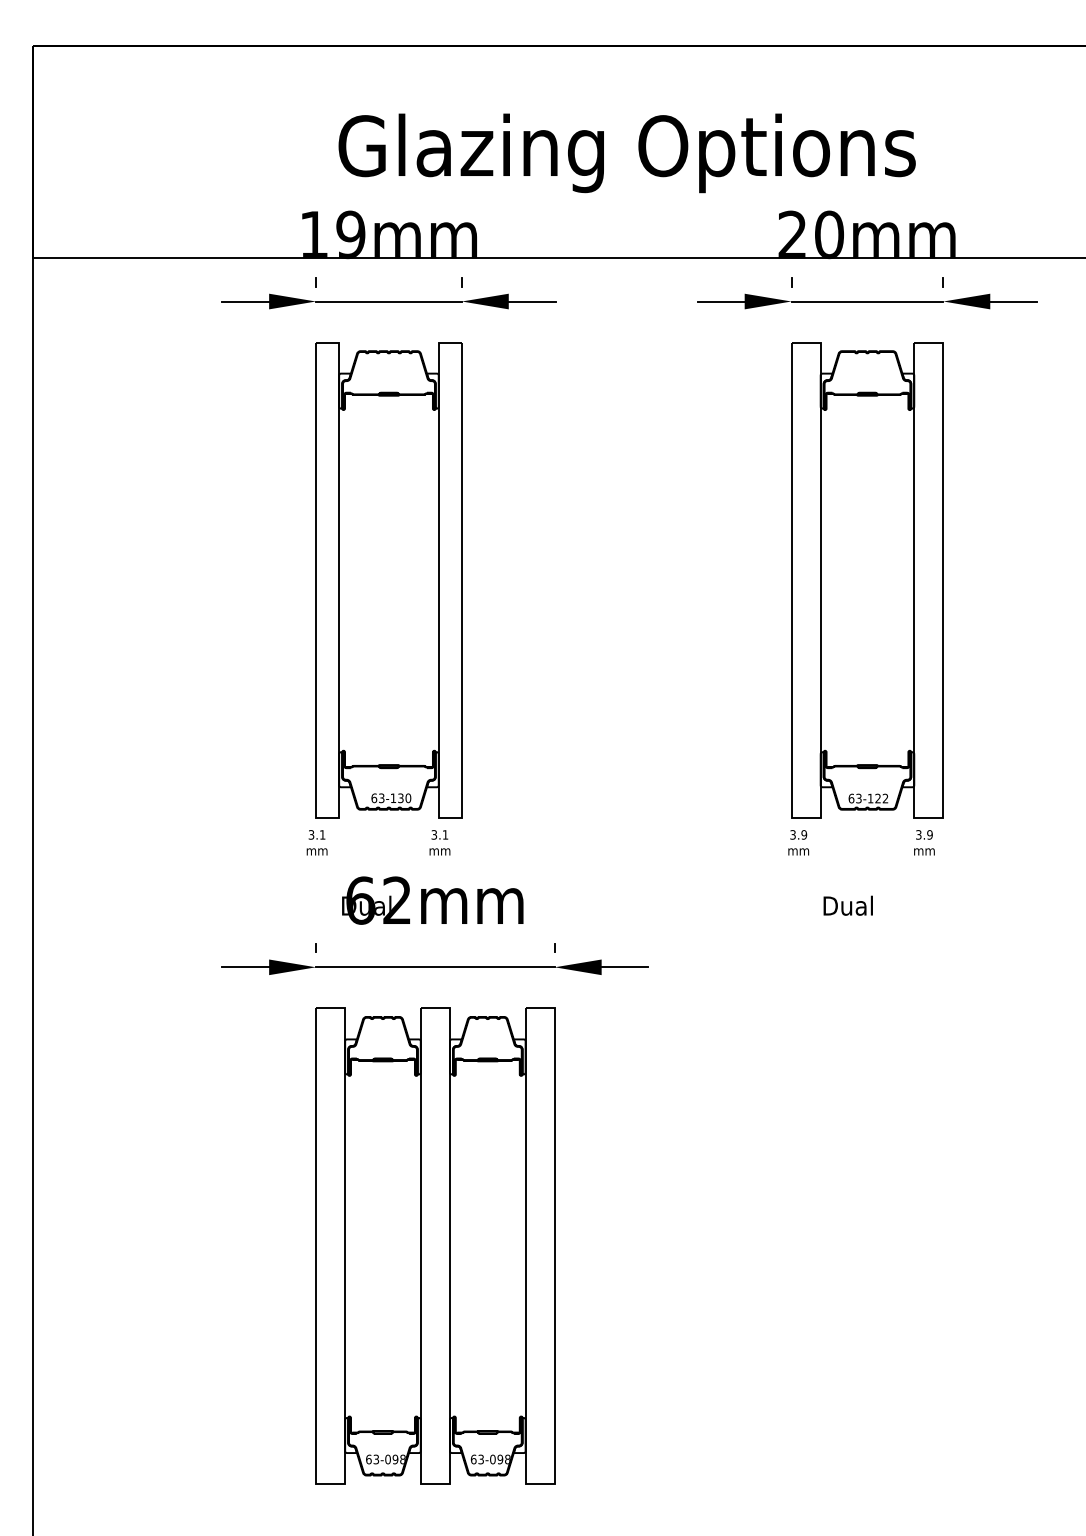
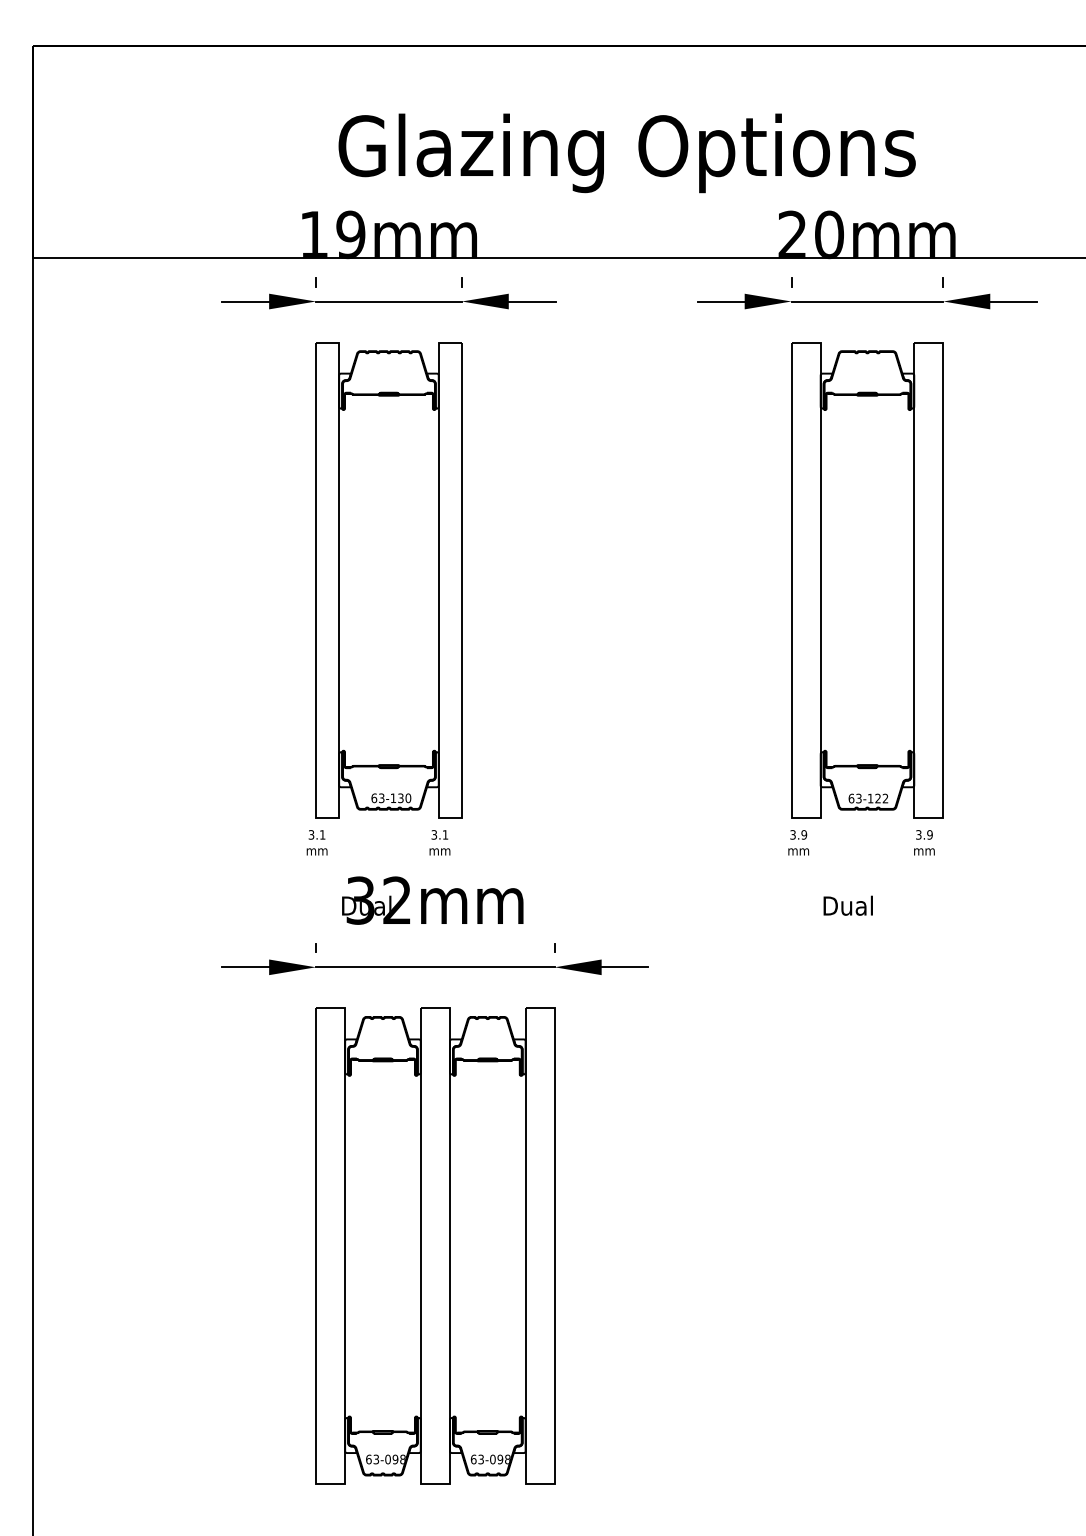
text: 62mm -> 32mm (360, 900)
